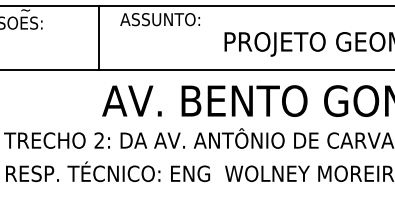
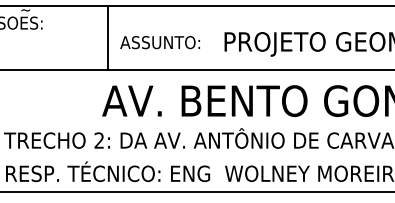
text position: (159, 19) -> (159, 42) (159, 42)
line position: (99, 38) -> (108, 38) (108, 38)
line: none -> present (196, 192)
